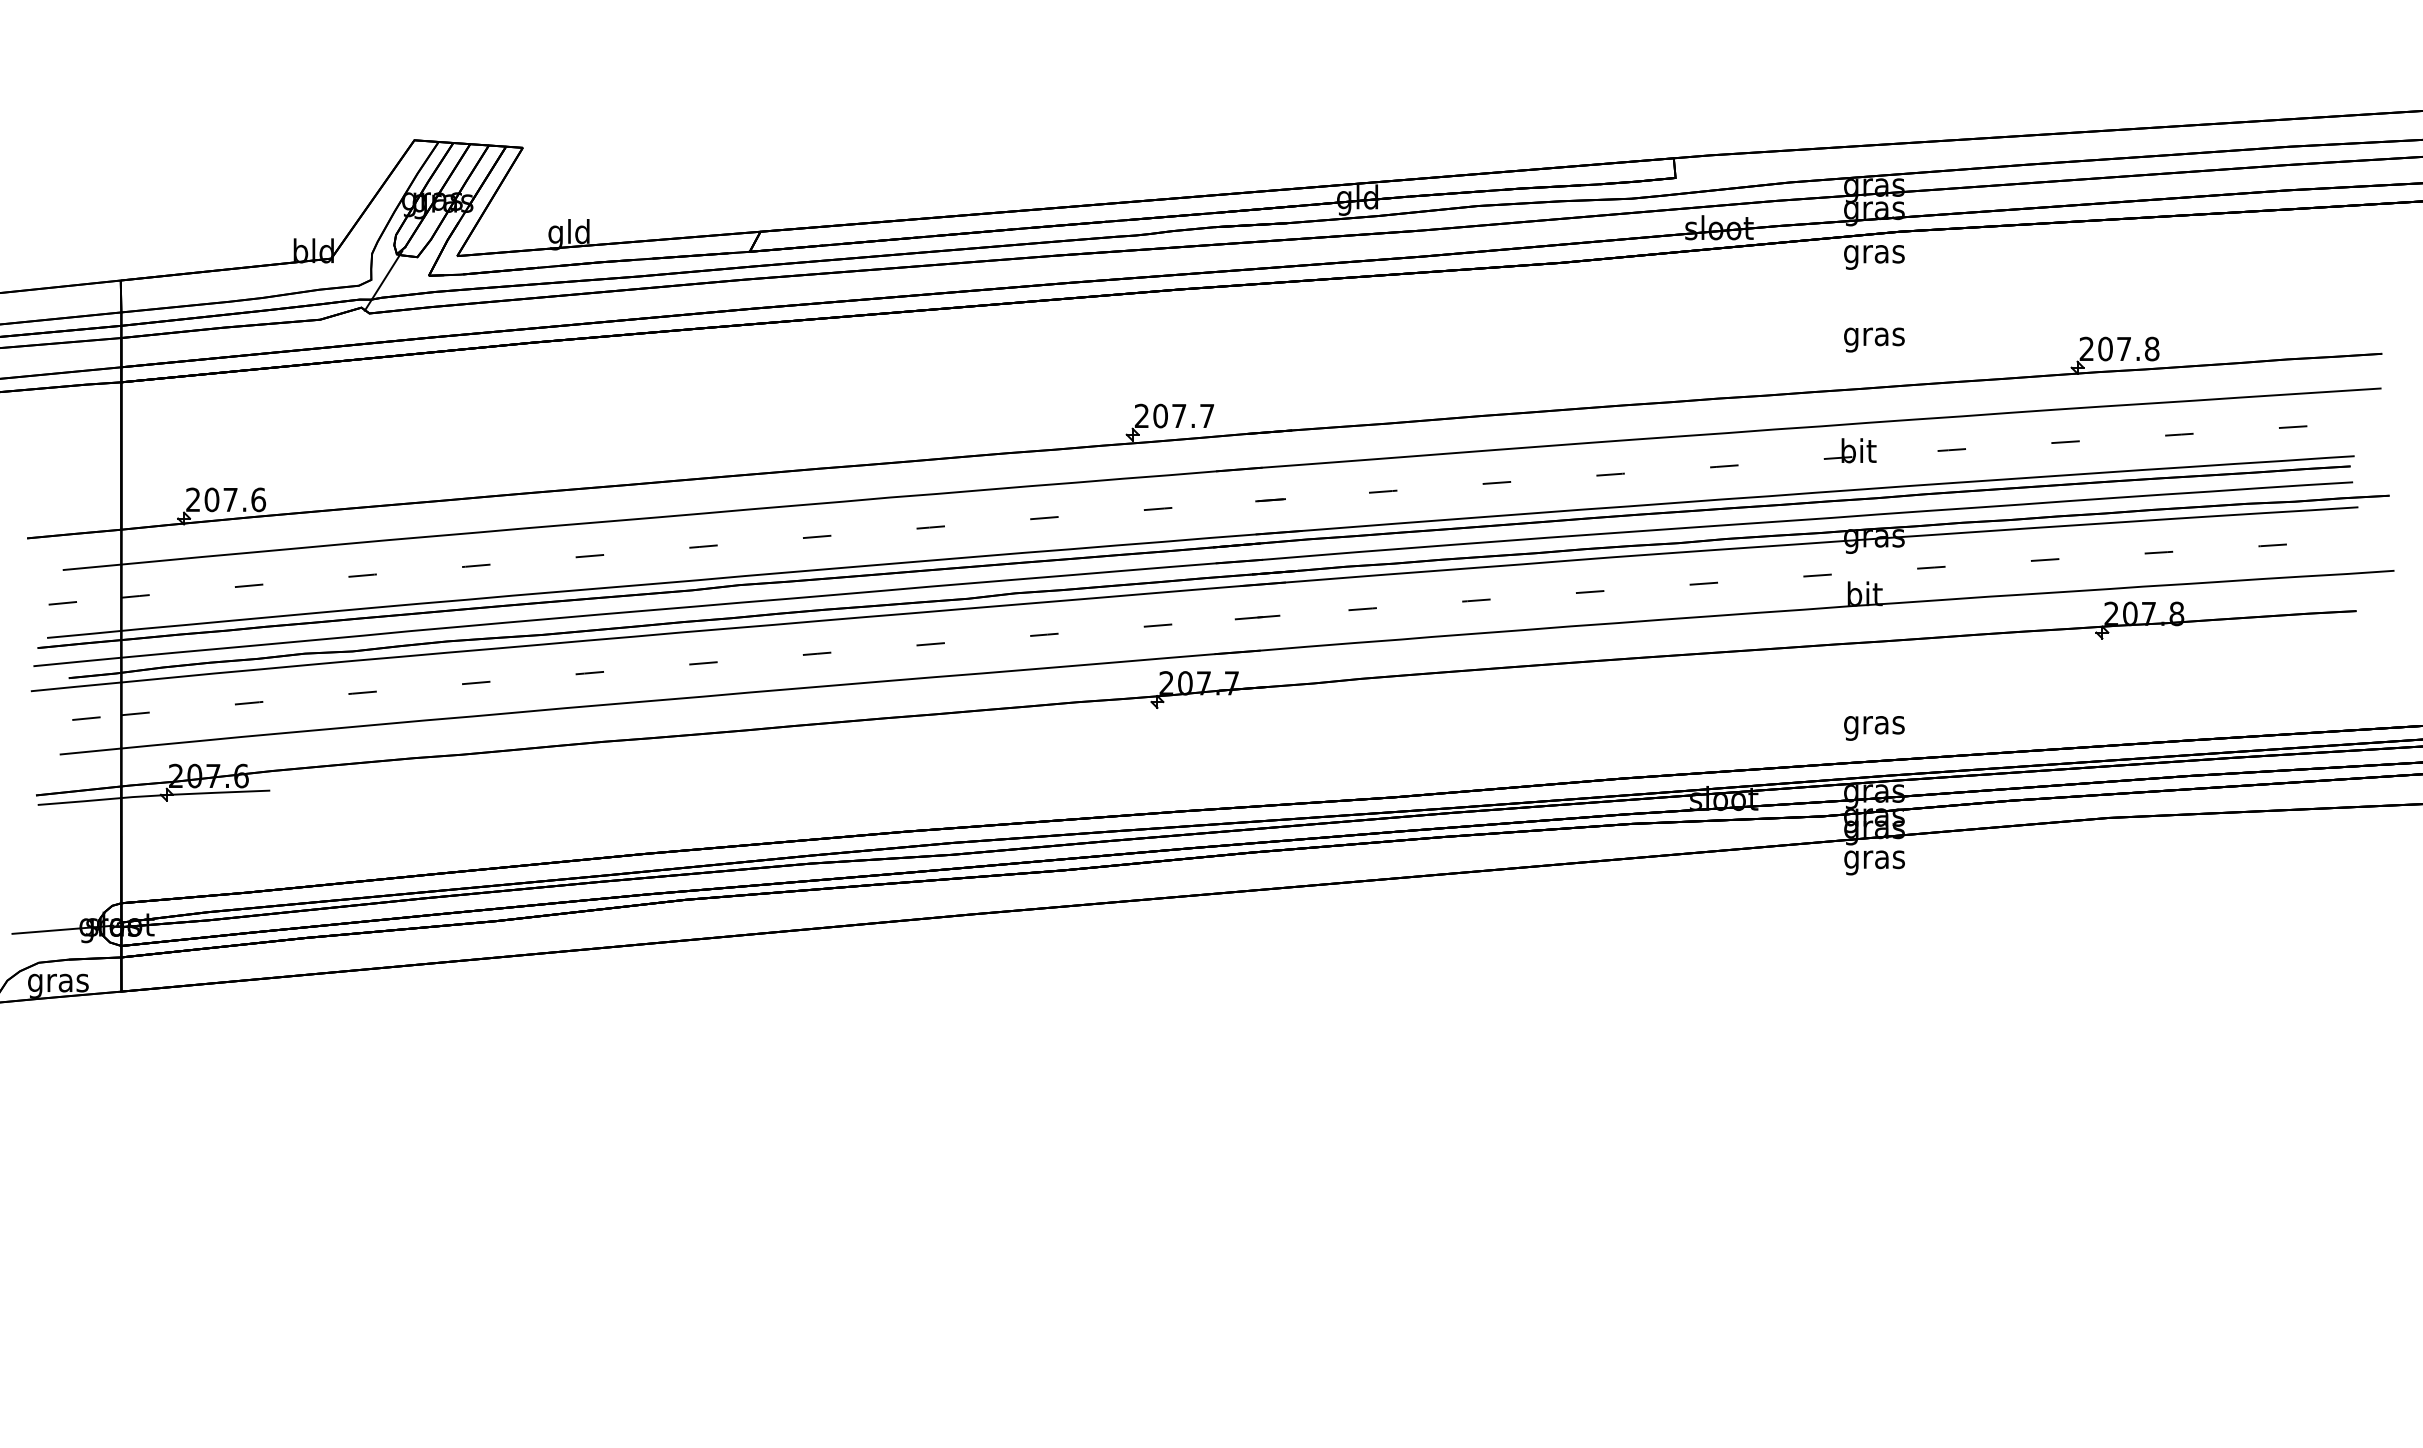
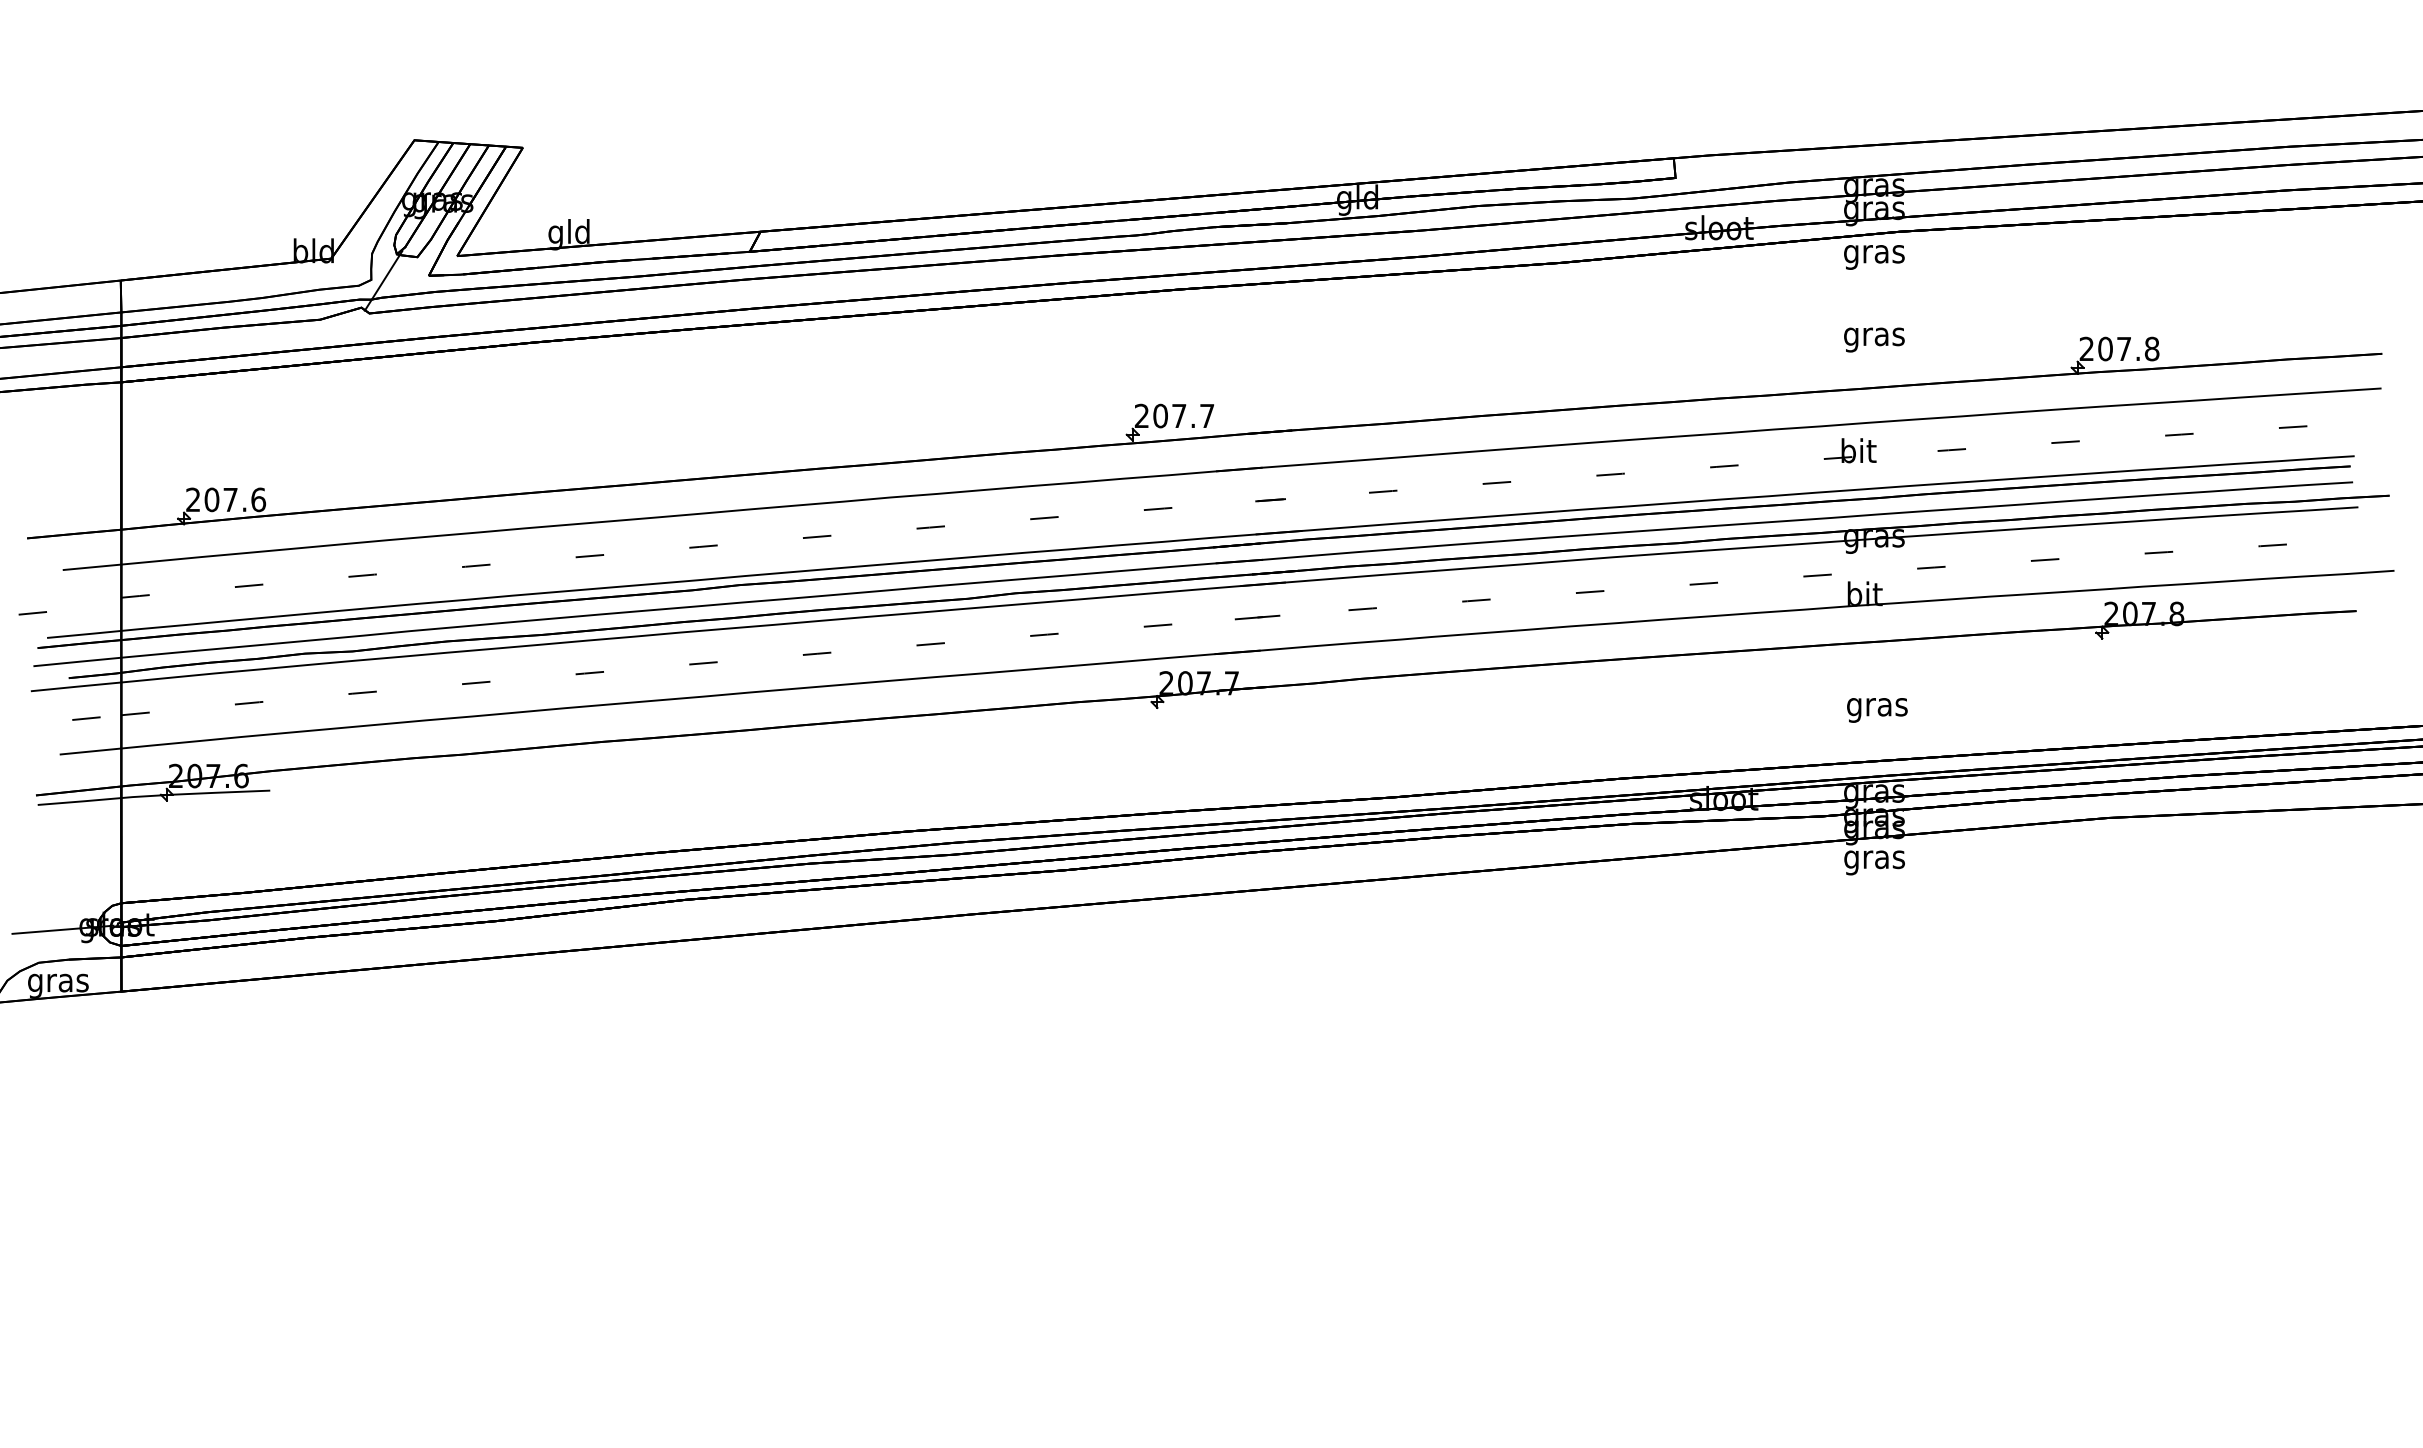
line position: (62, 603) -> (32, 613) (32, 613)
text position: (1874, 728) -> (1877, 710) (1877, 710)
